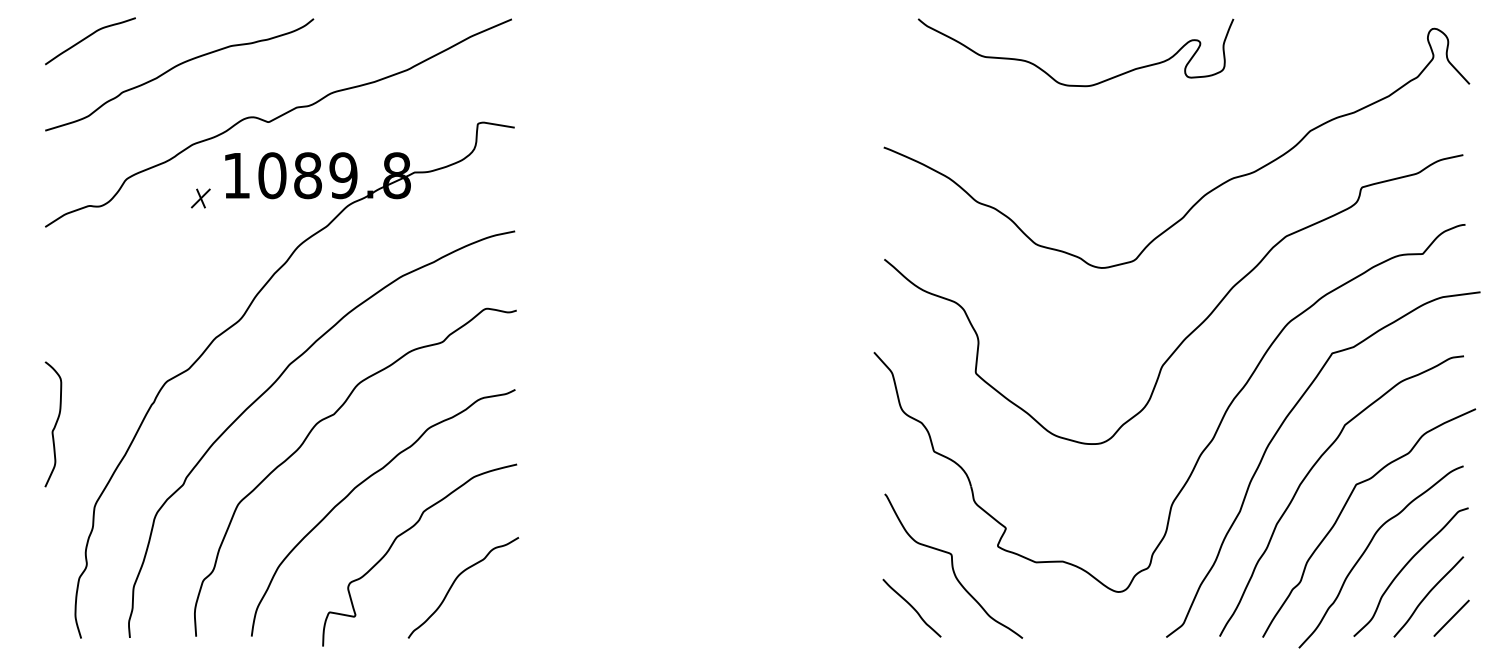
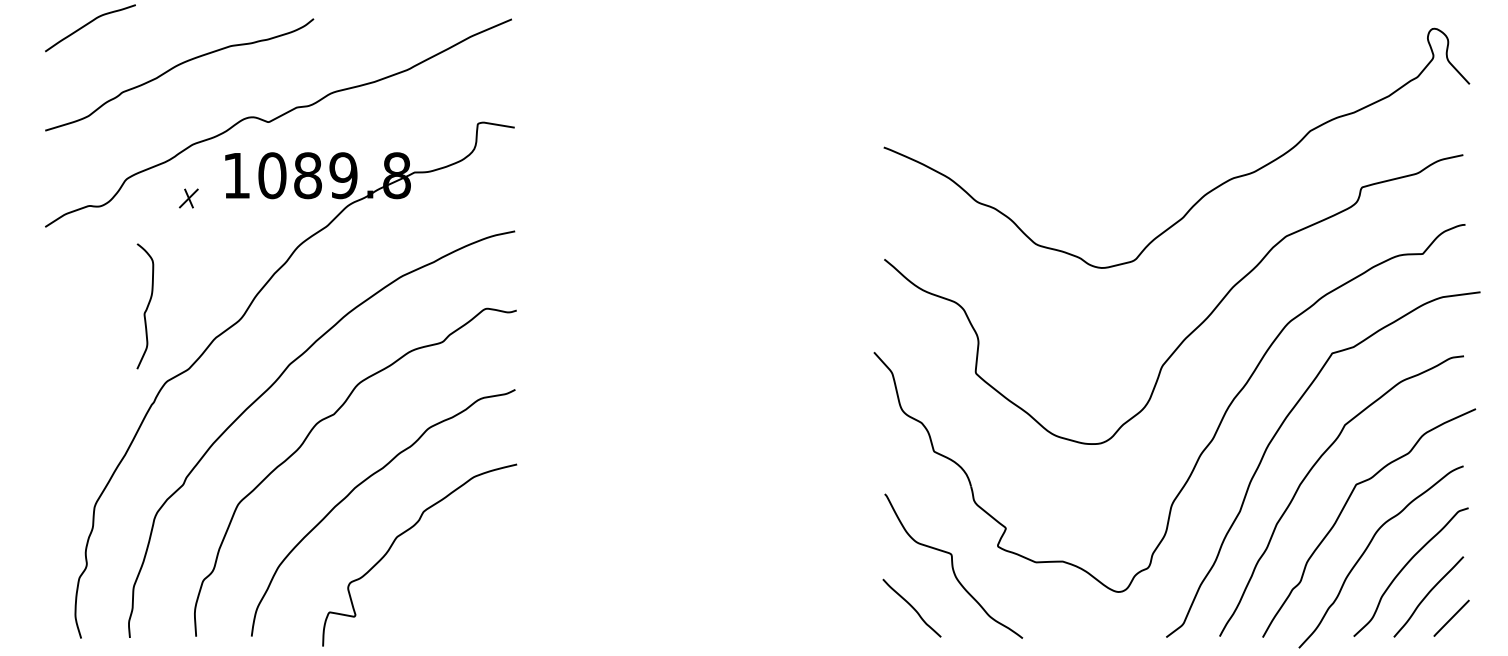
curve position: (87, 38) -> (87, 25) (87, 25)
curve: present -> none (1072, 84)
part position: (200, 198) -> (188, 198) (188, 198)
curve position: (54, 424) -> (146, 306) (146, 306)
curve: present -> none (454, 583)
